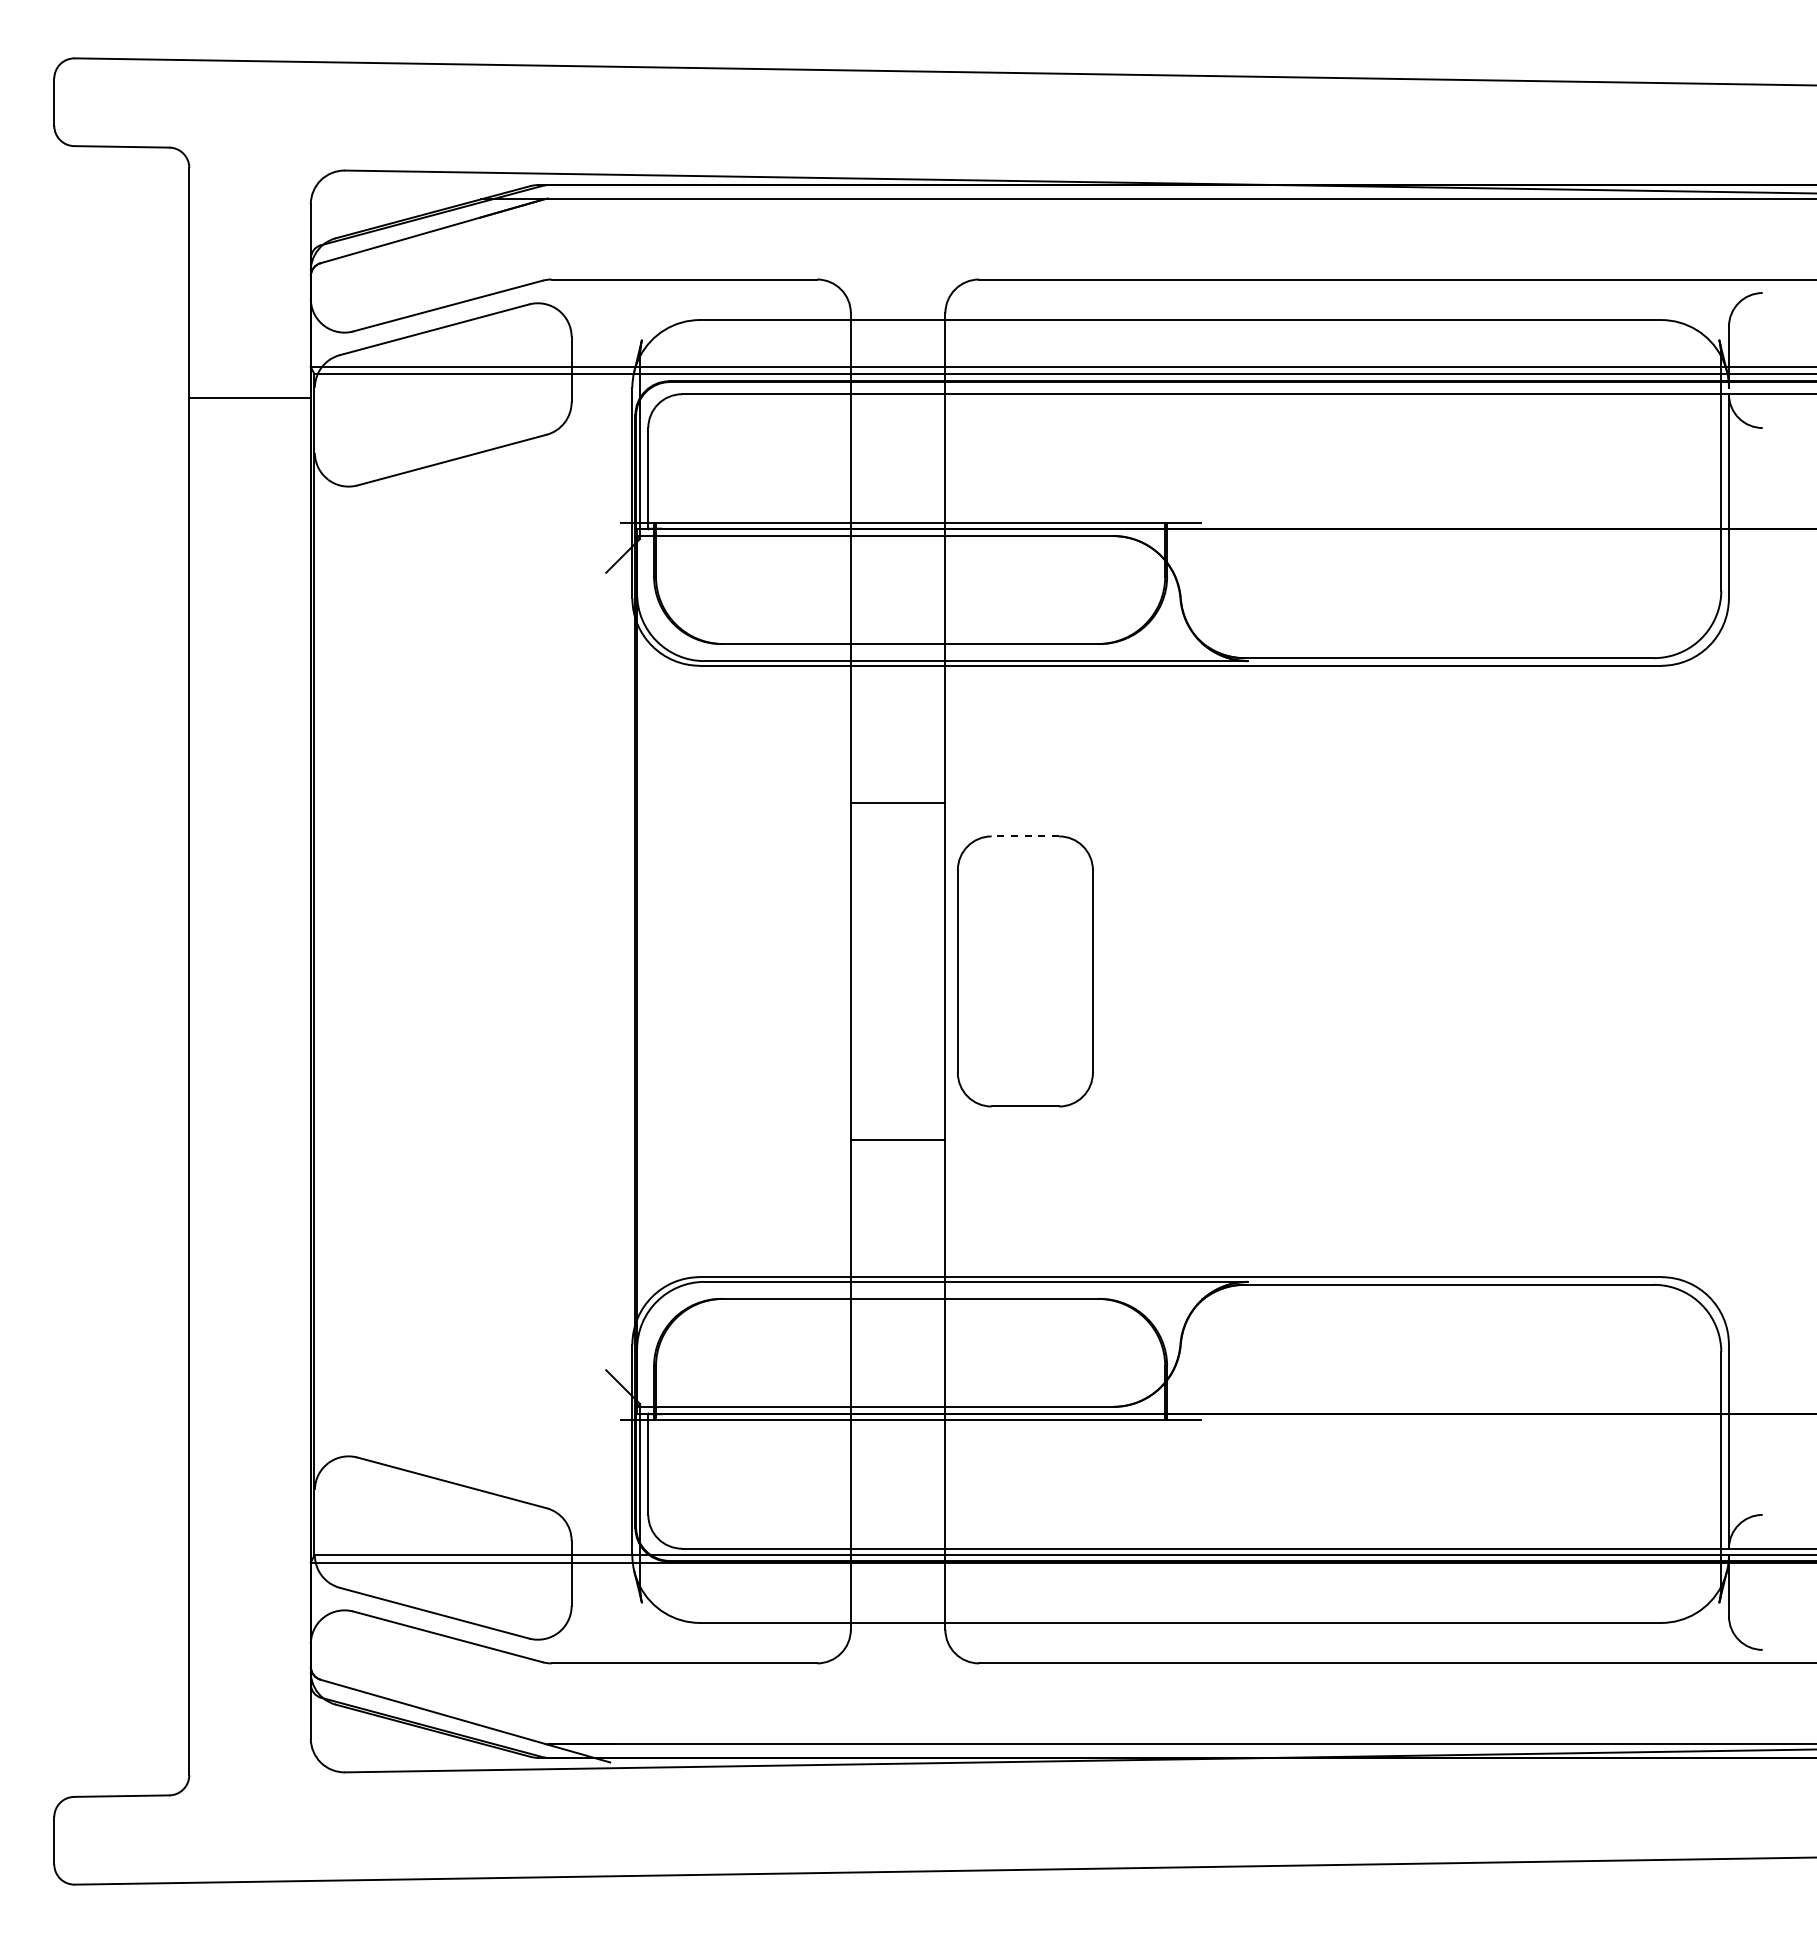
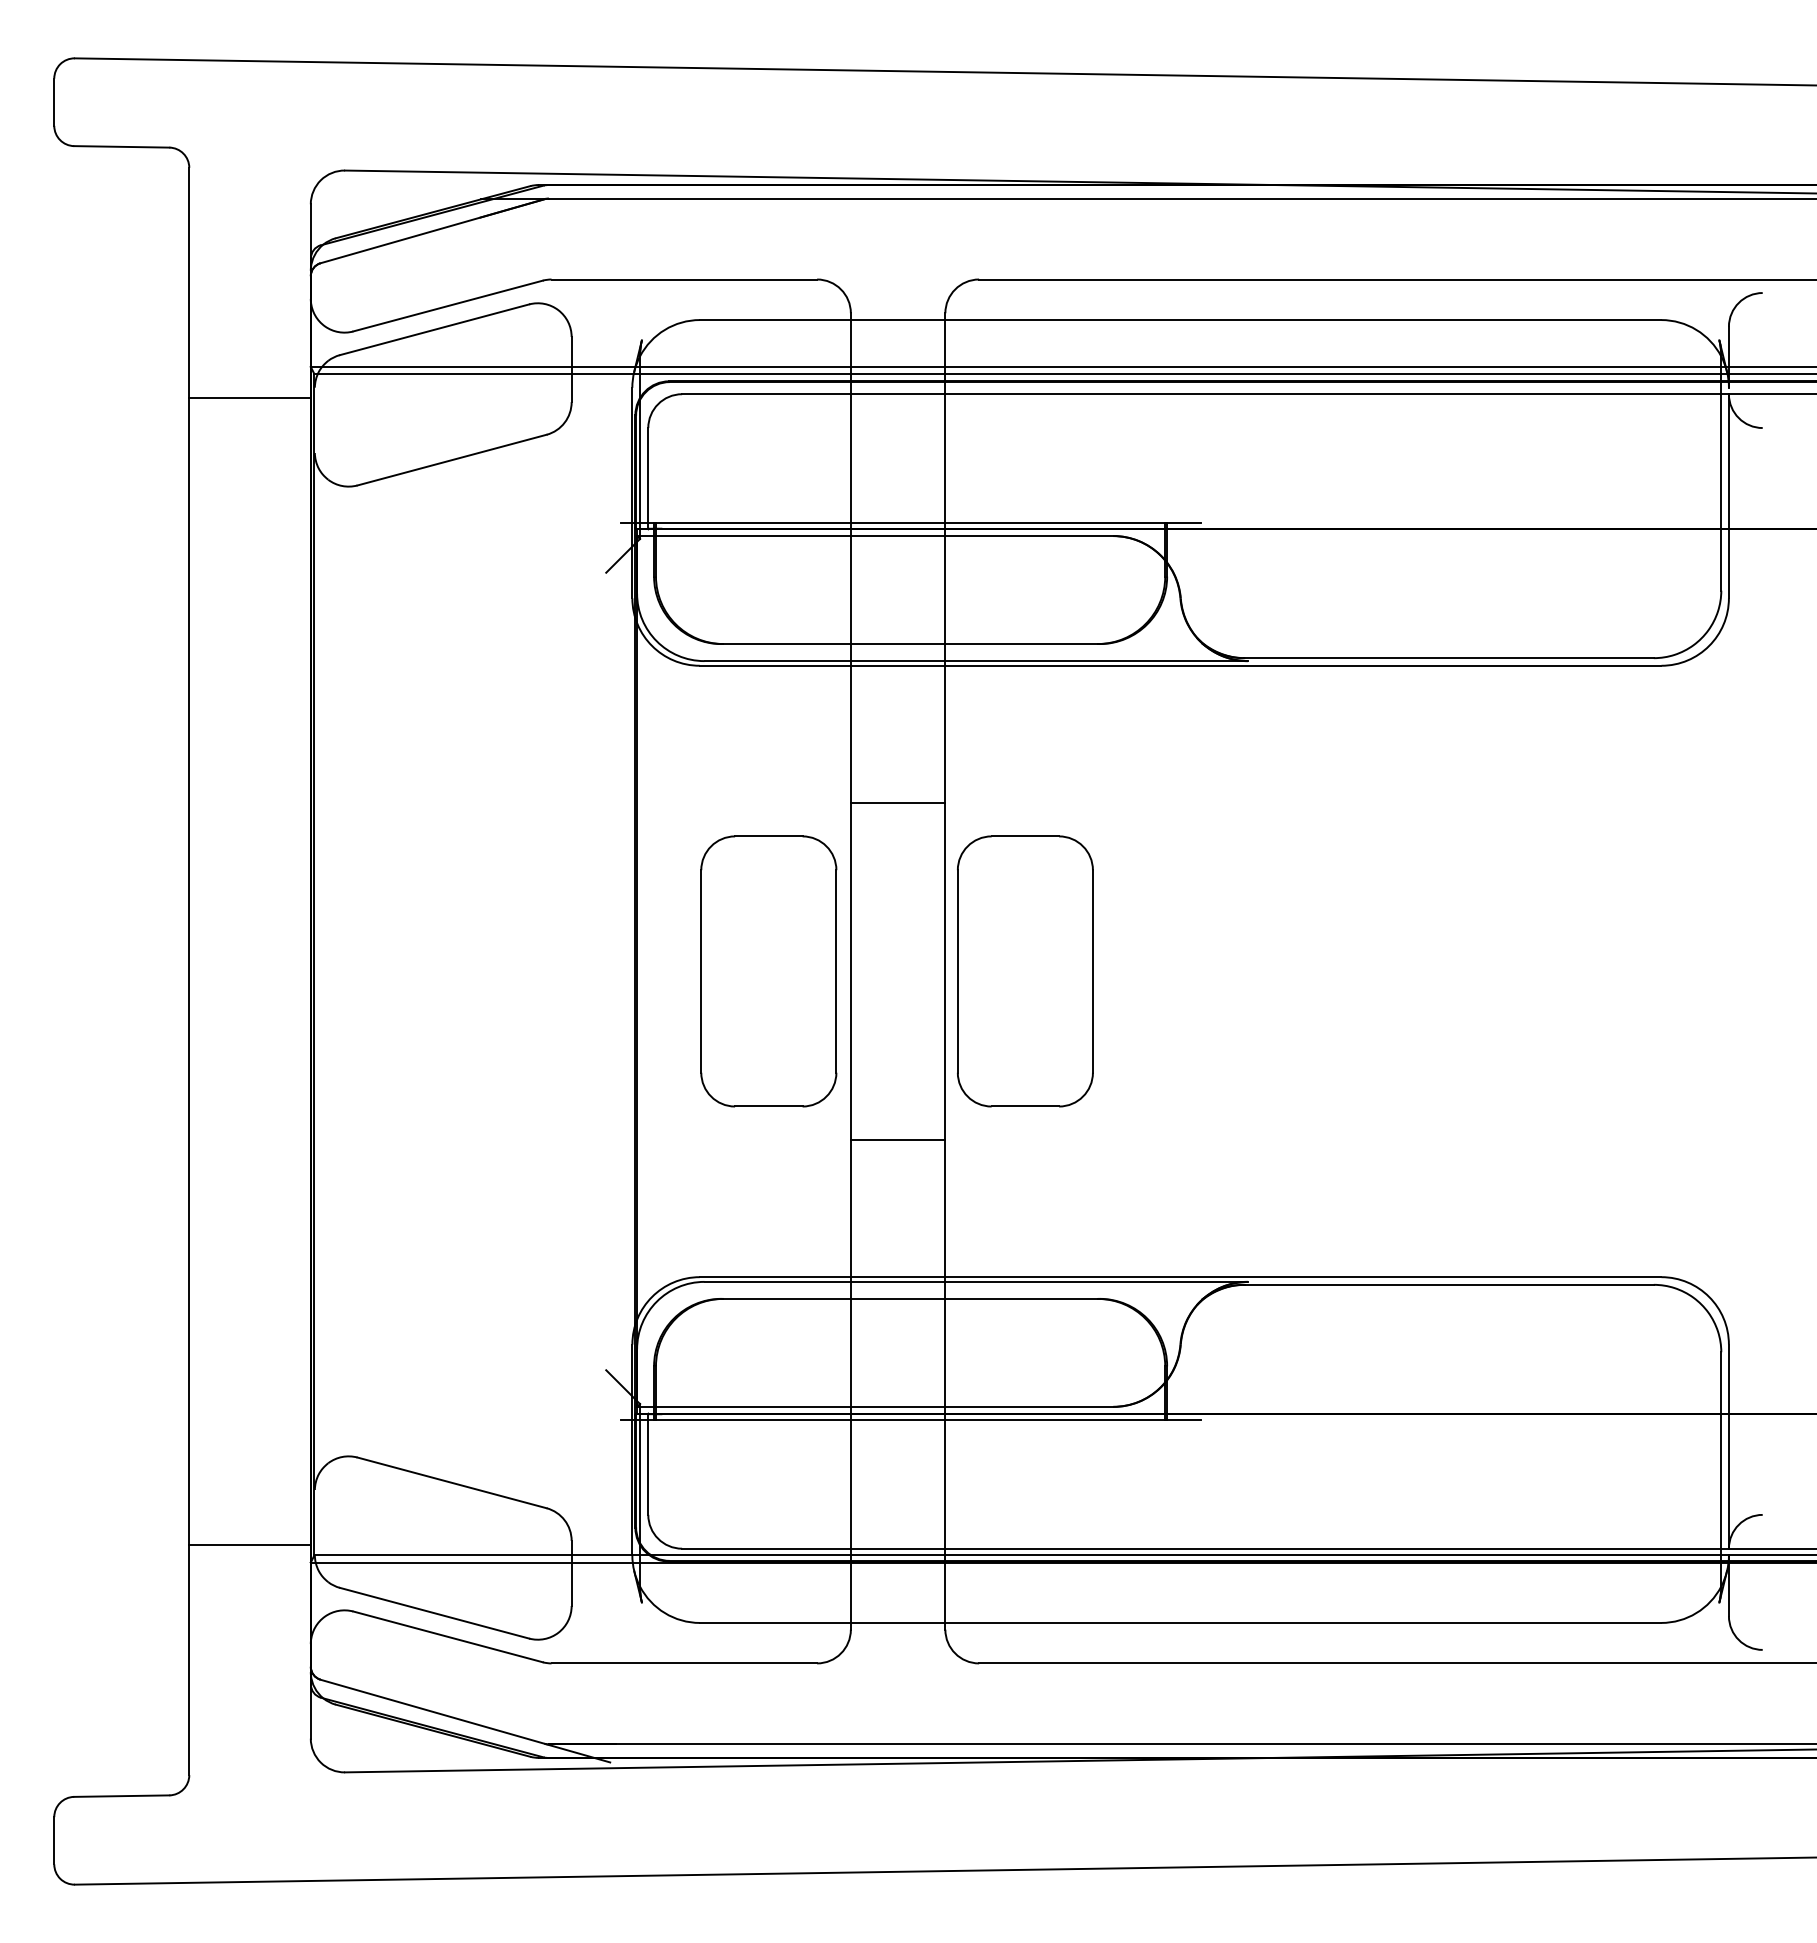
line: dashed -> solid (1025, 836)
part: none -> present (768, 971)
line: none -> present (249, 1545)
